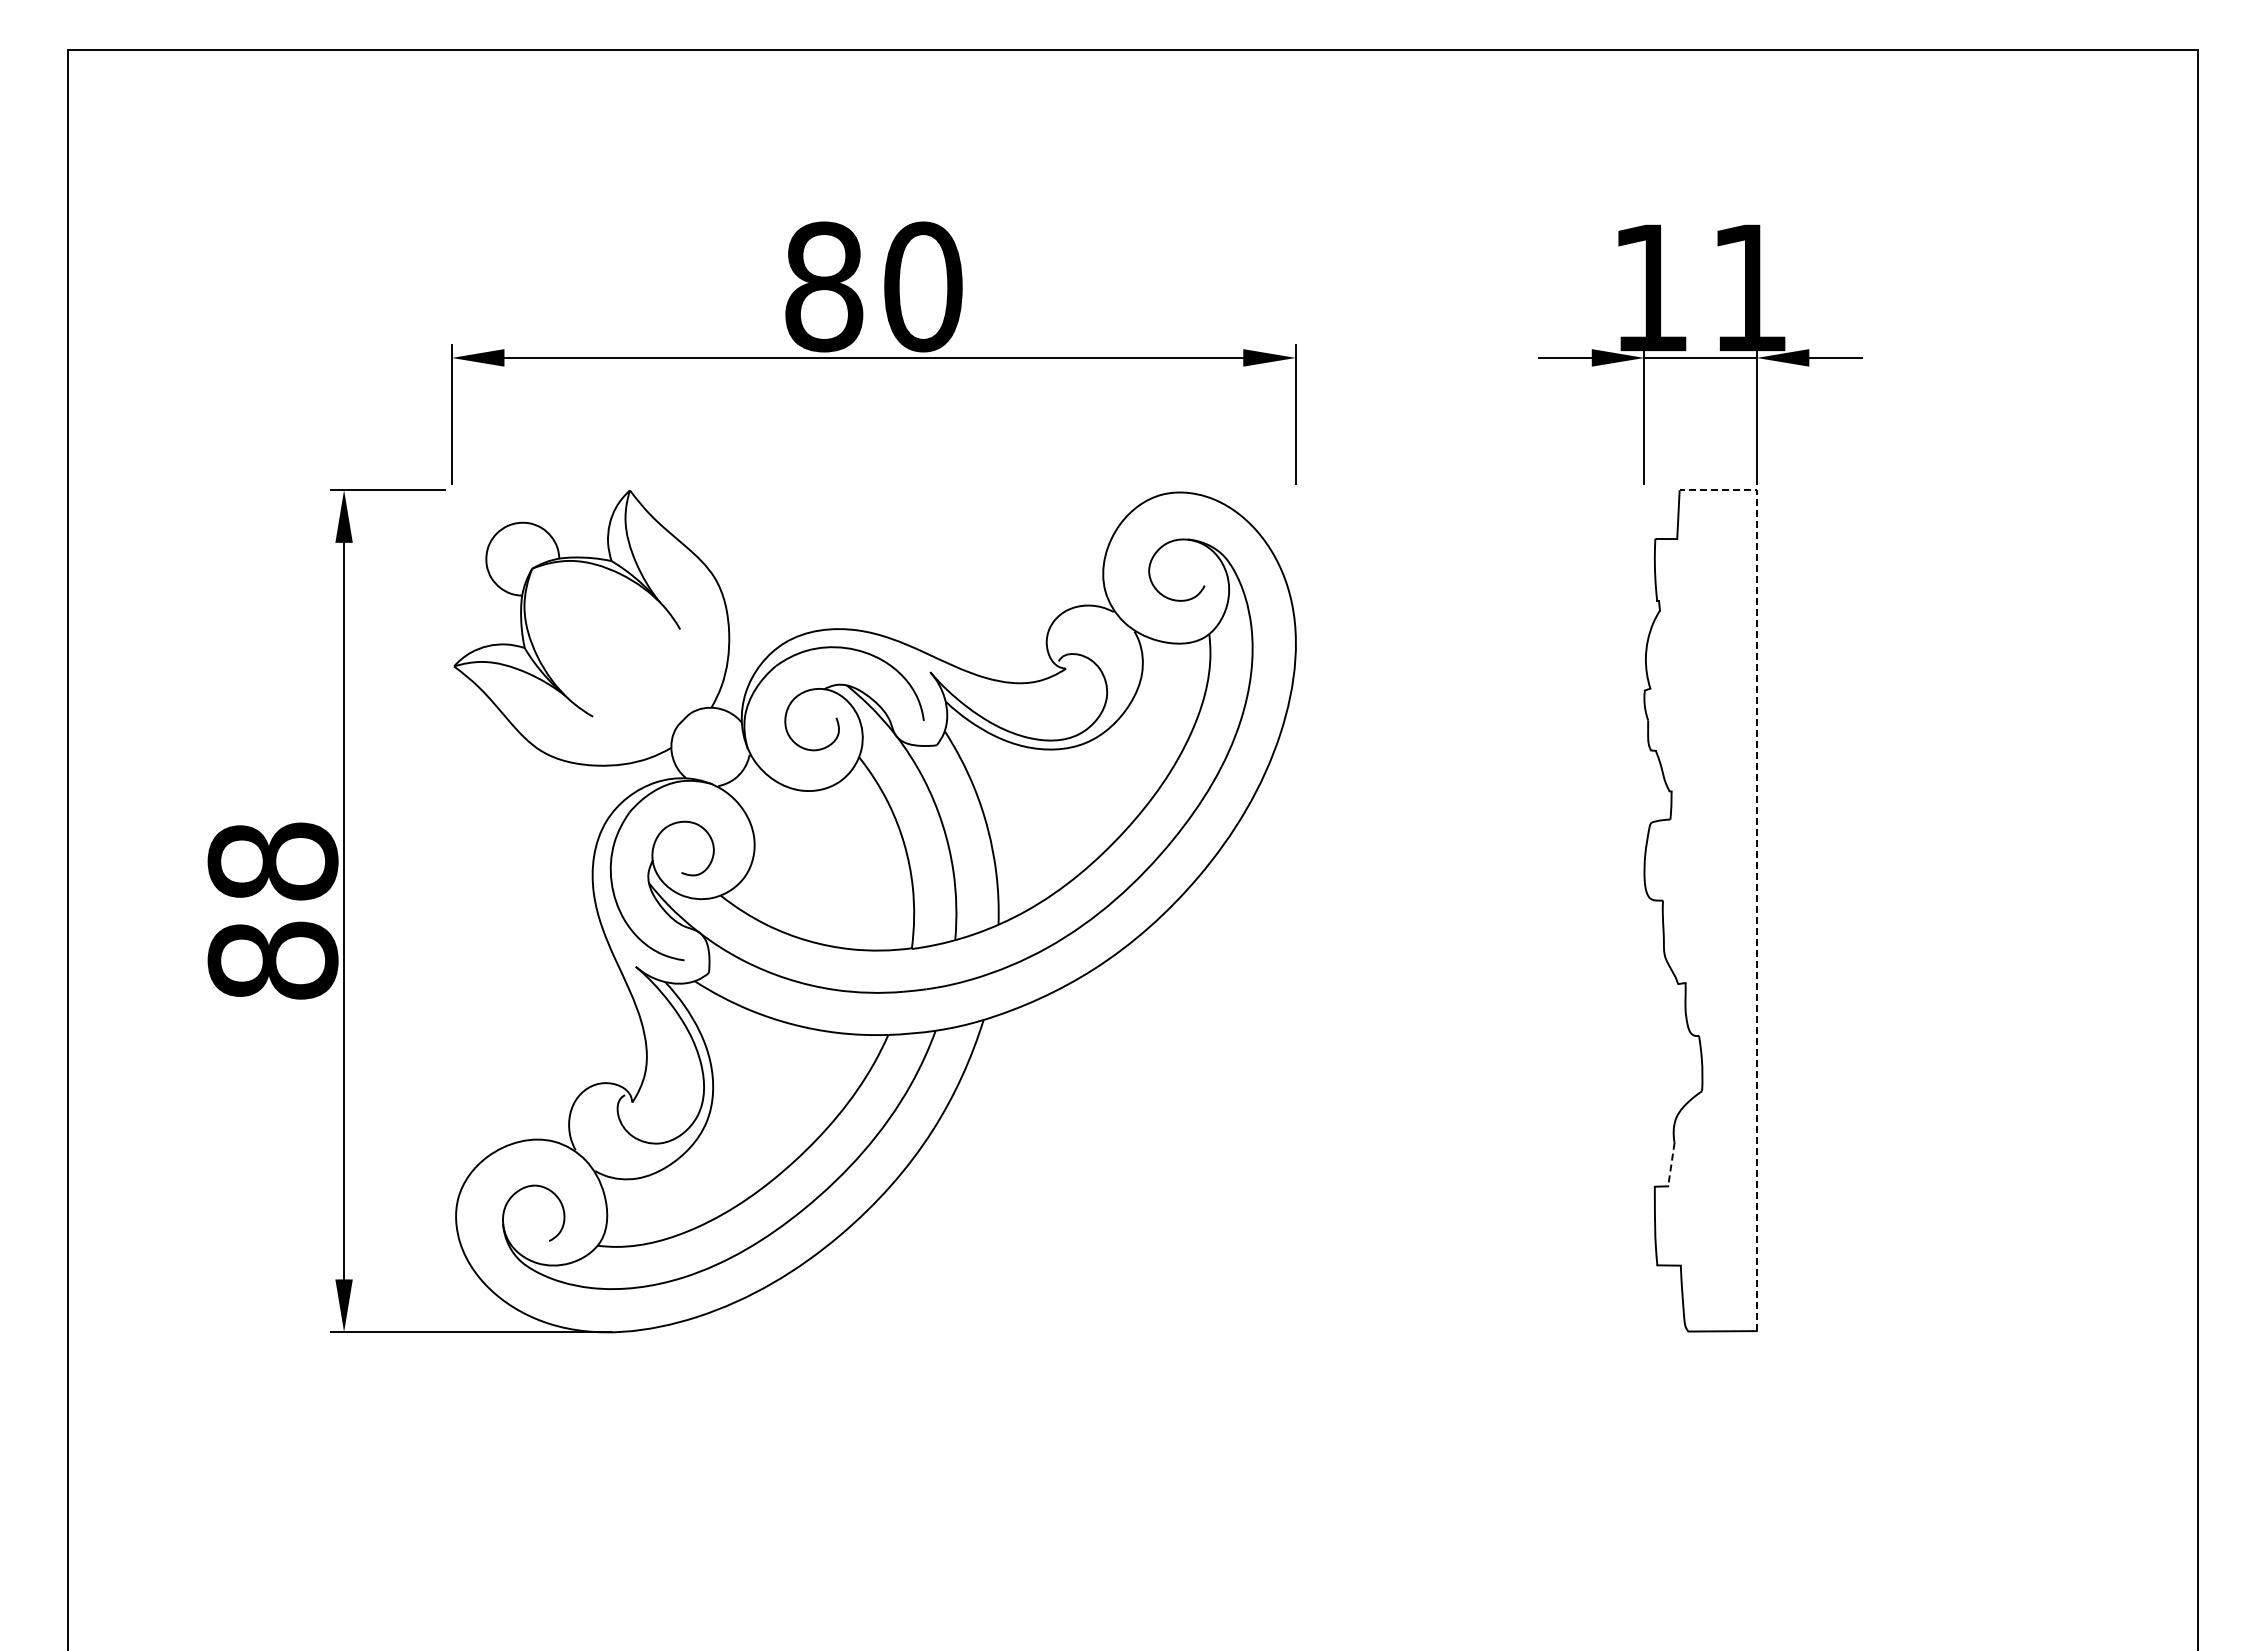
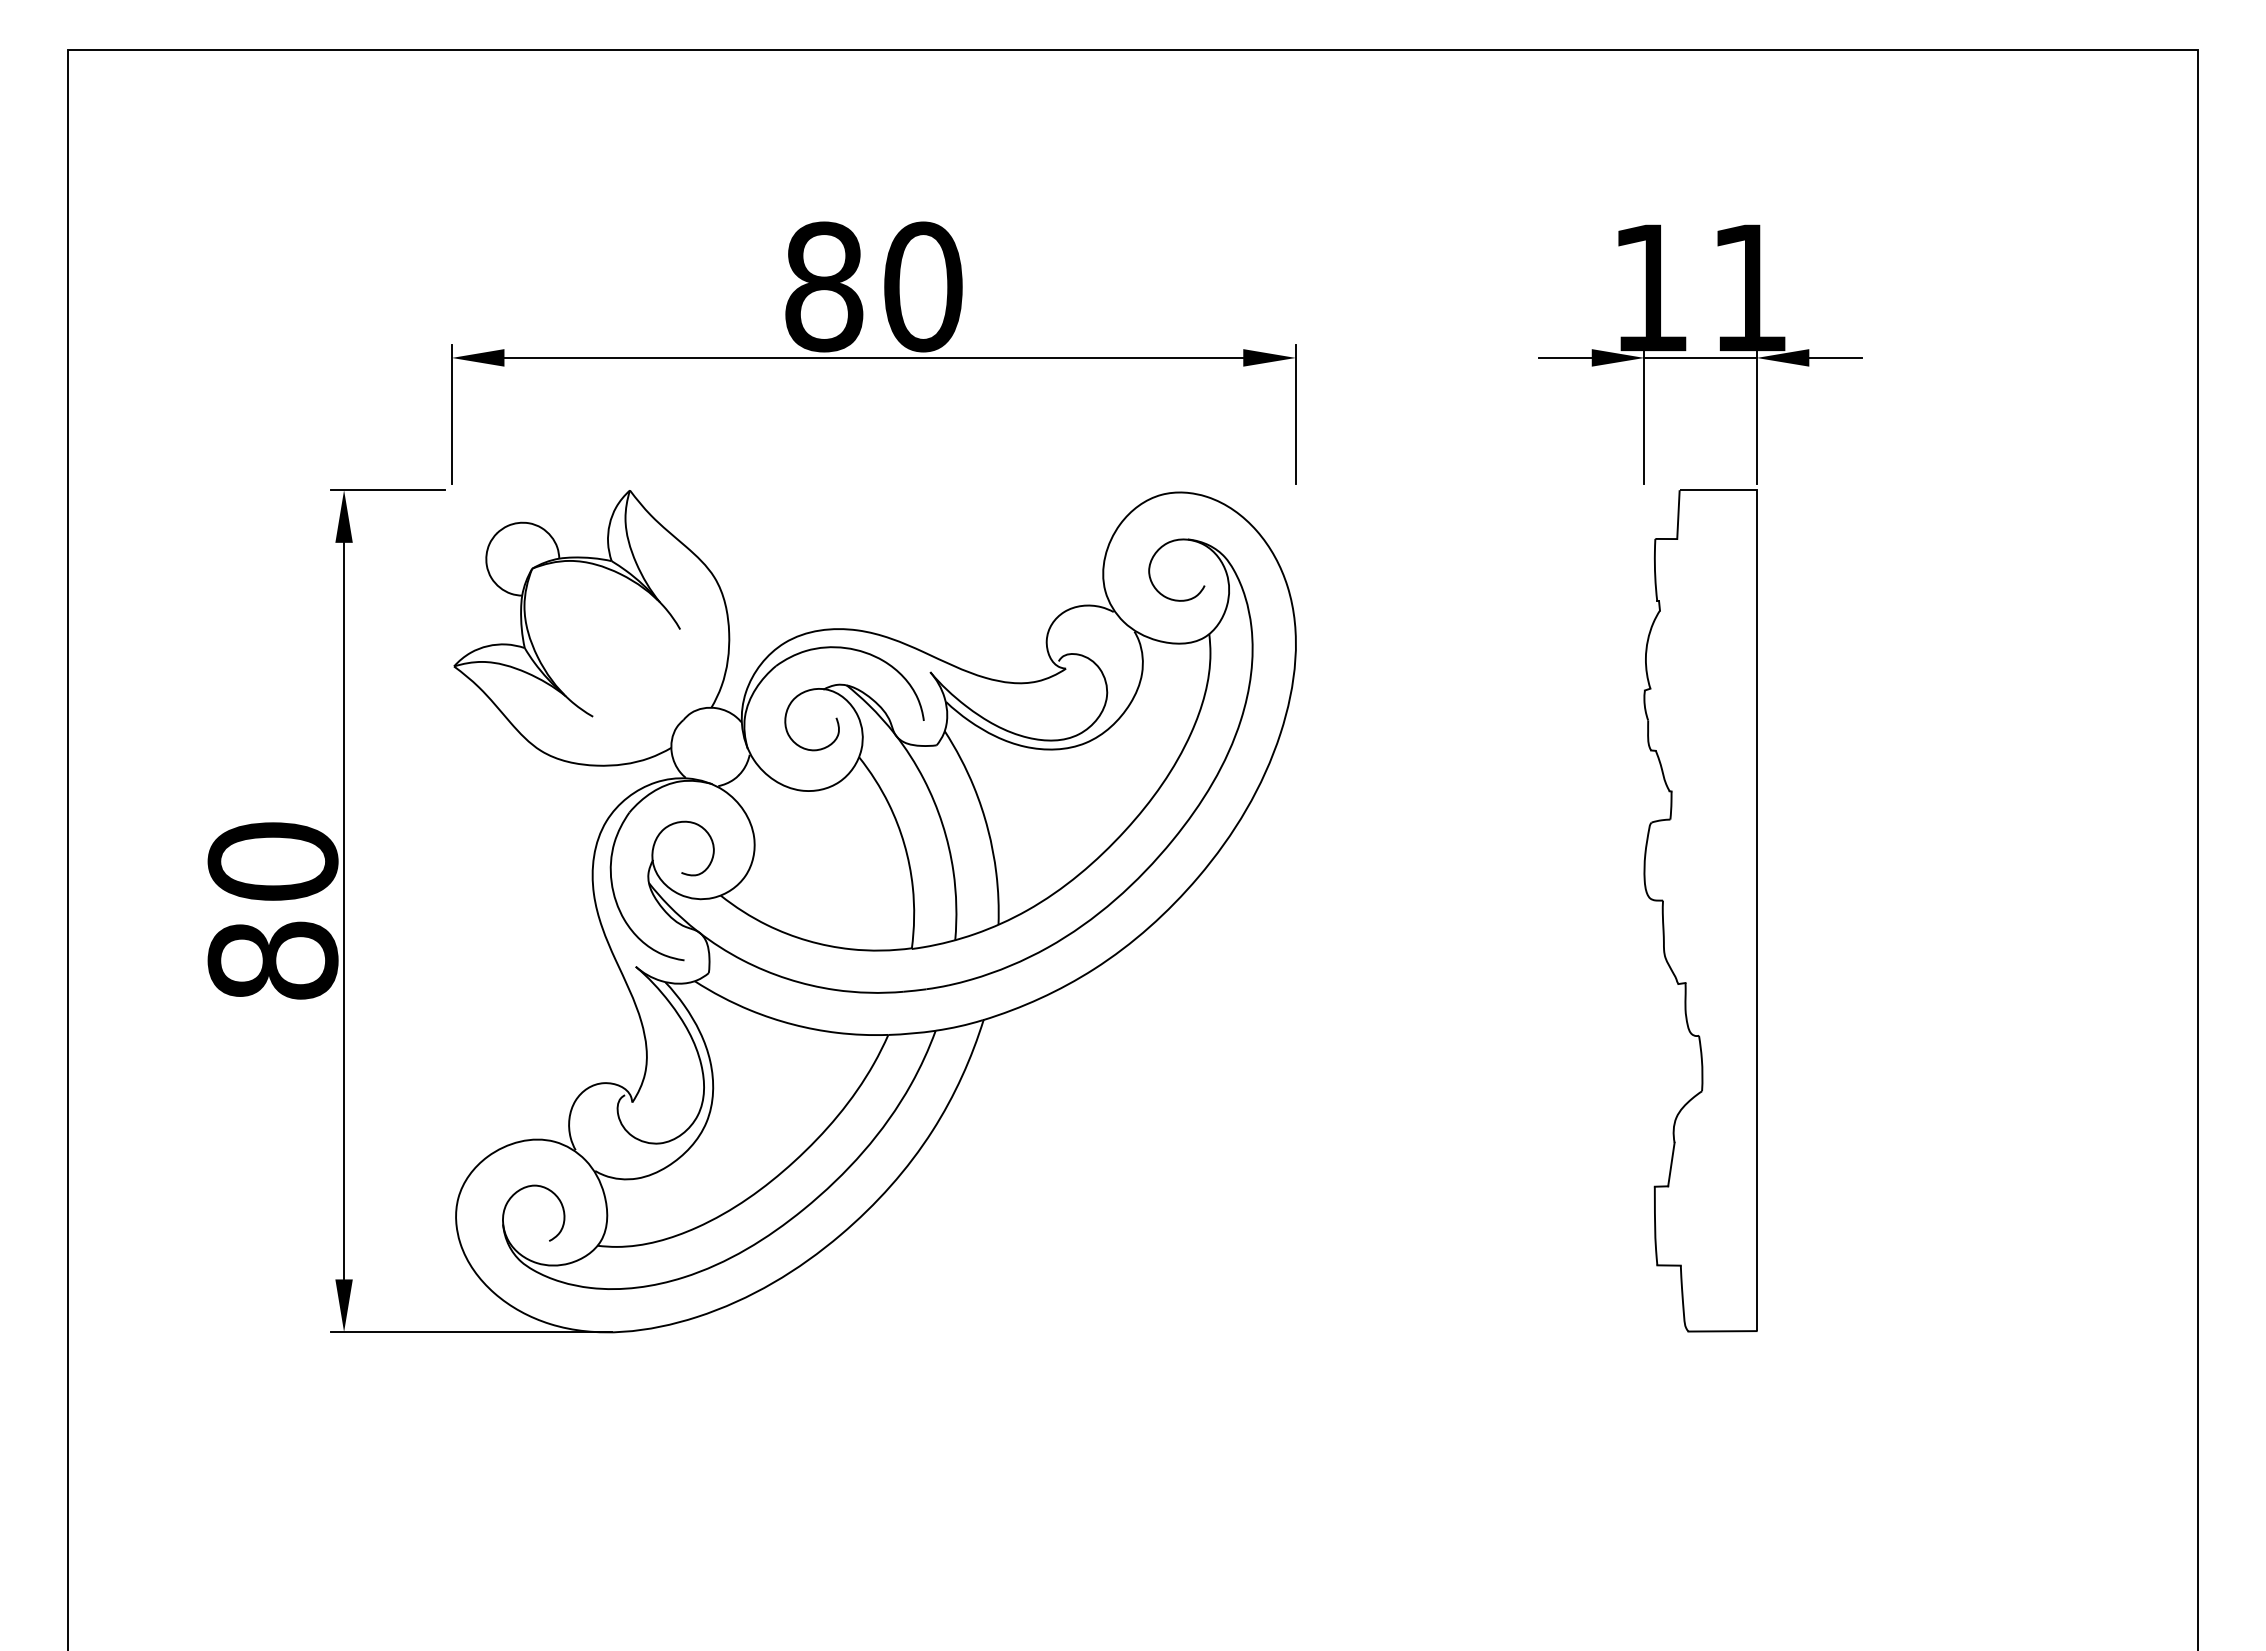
text: 88 -> 80 (272, 861)
line: dashed -> solid (1756, 871)
line: dashed -> solid (1671, 1165)
